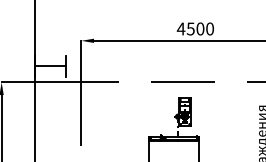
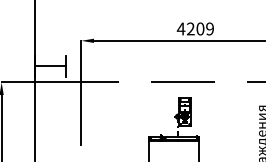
text: 4500 -> 4209 (199, 28)
